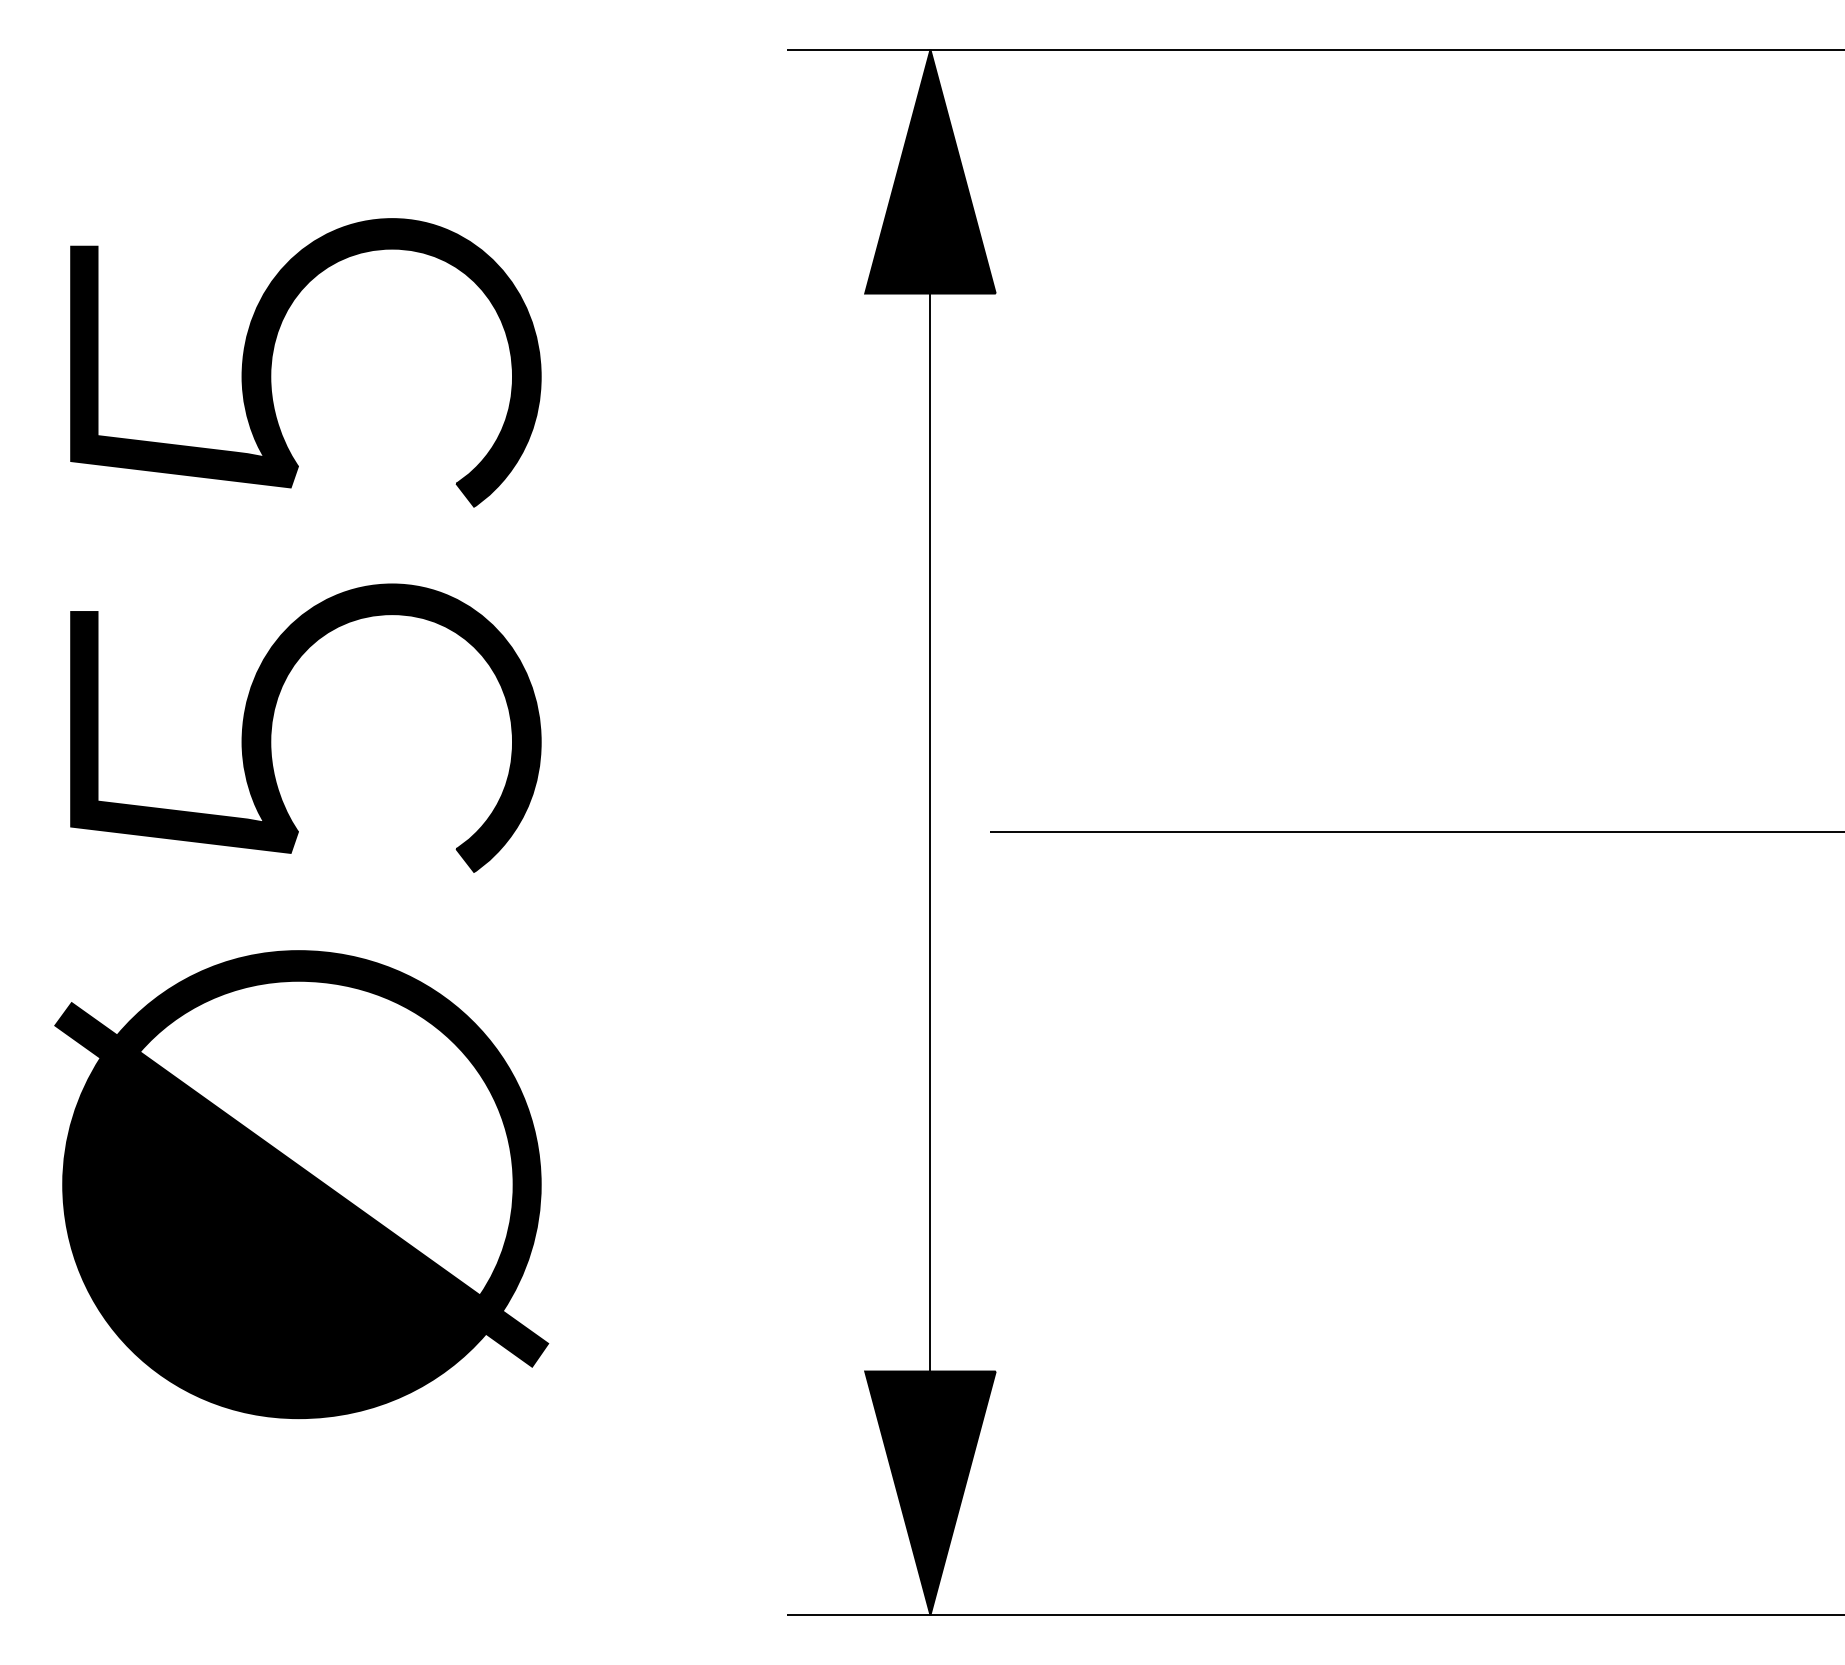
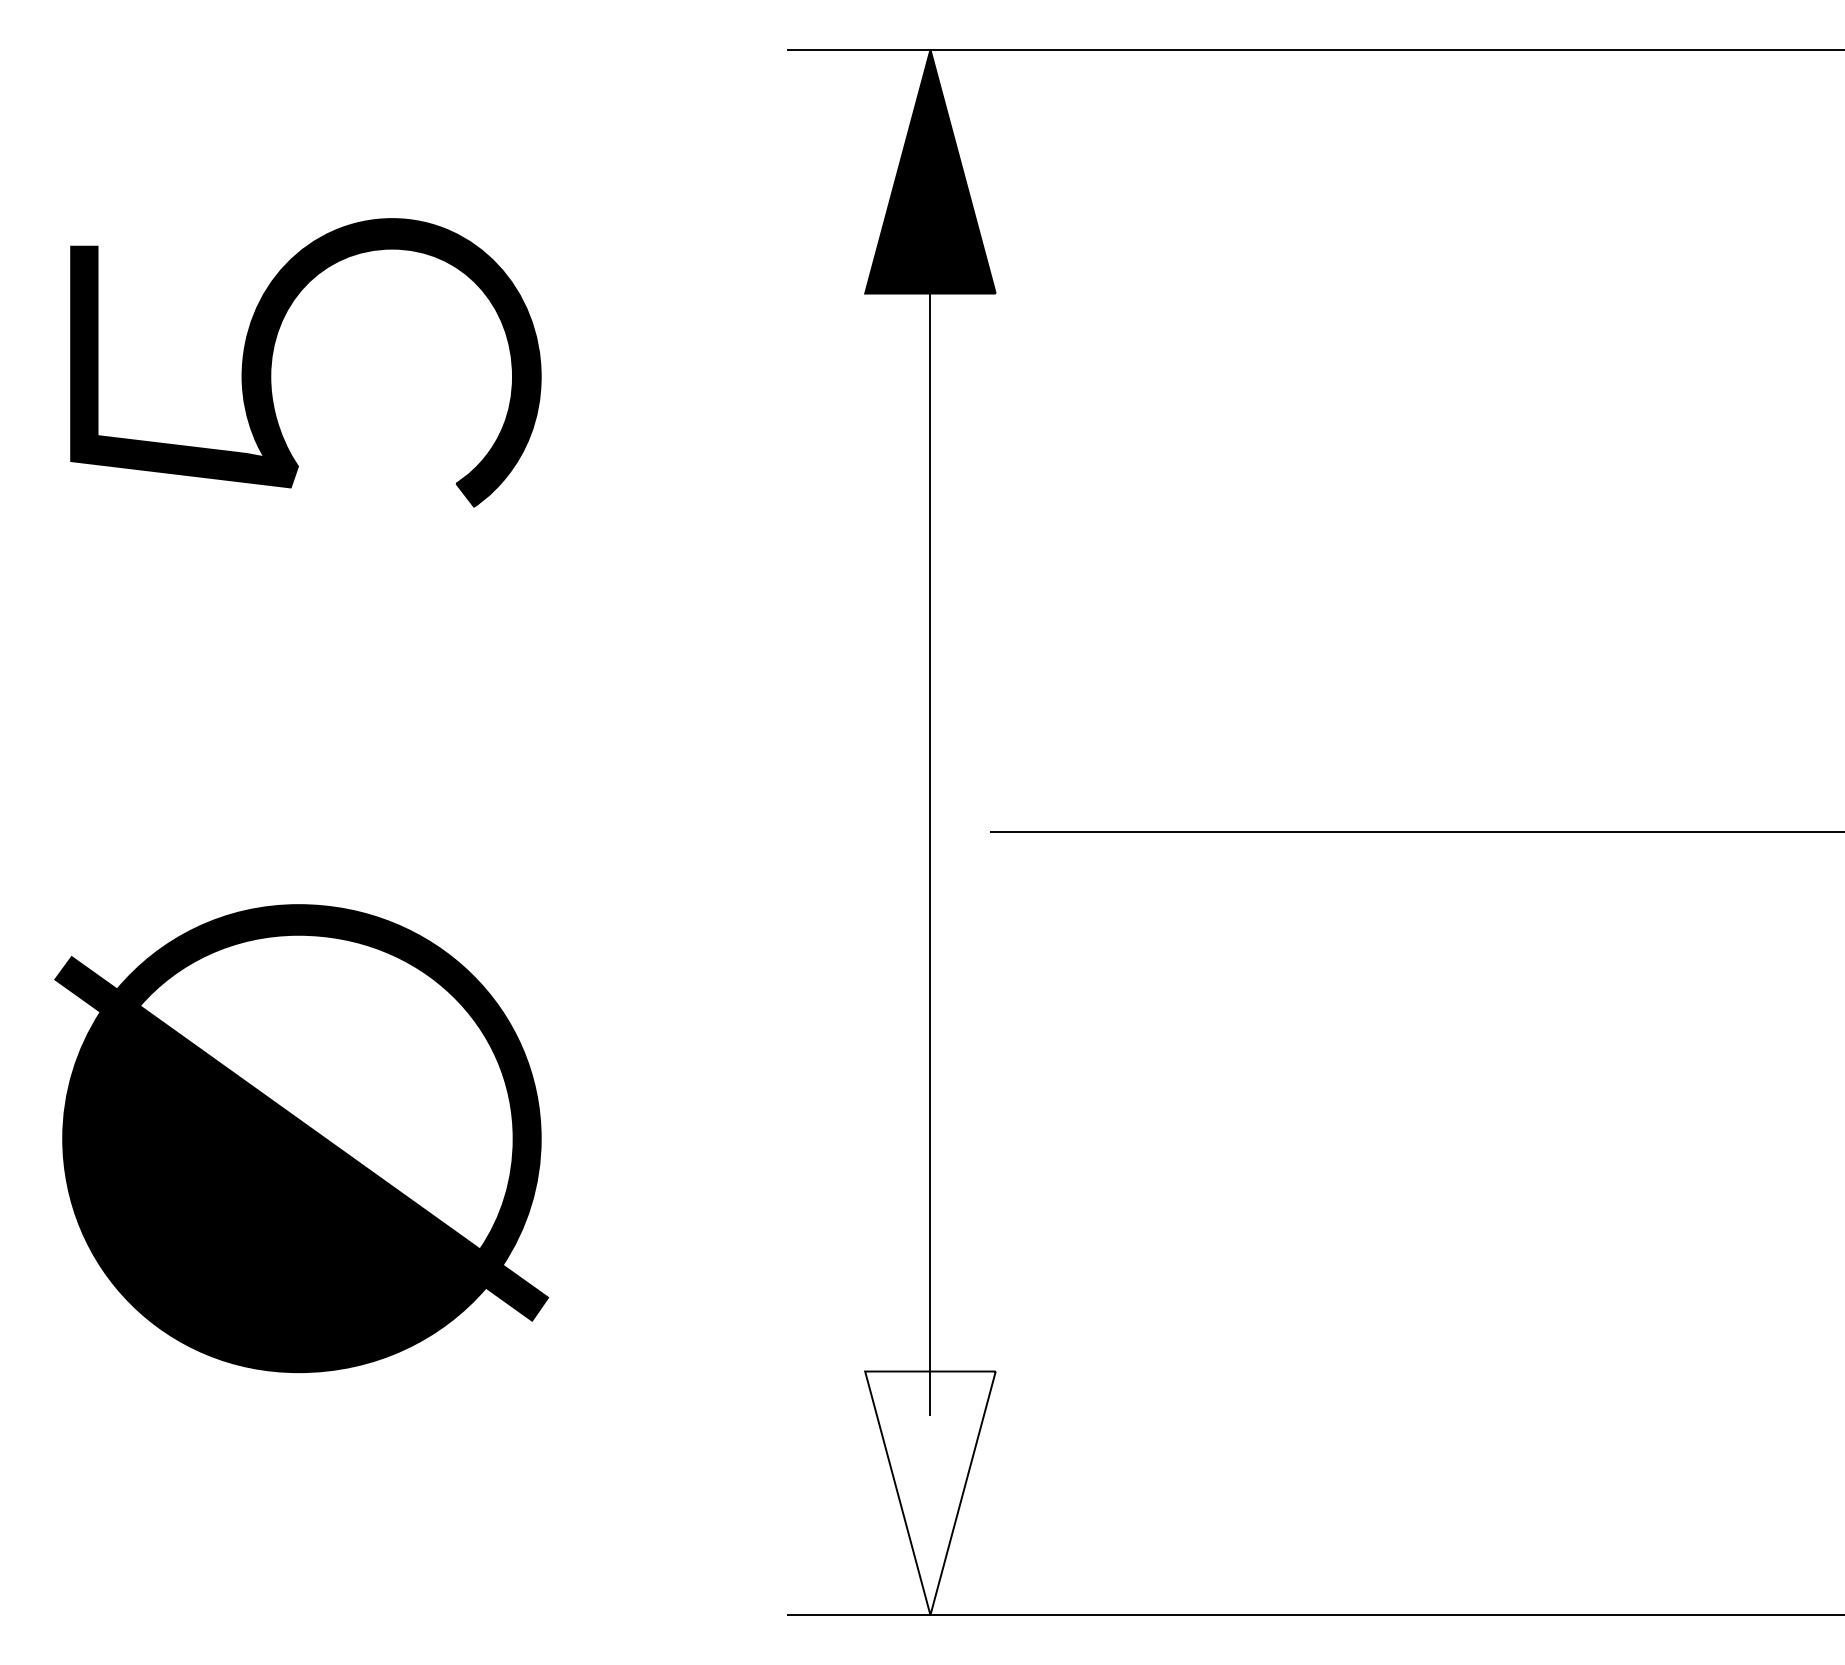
part: present -> none (272, 726)
part position: (301, 1184) -> (301, 1138) (301, 1138)
fill: present -> none (930, 1493)
